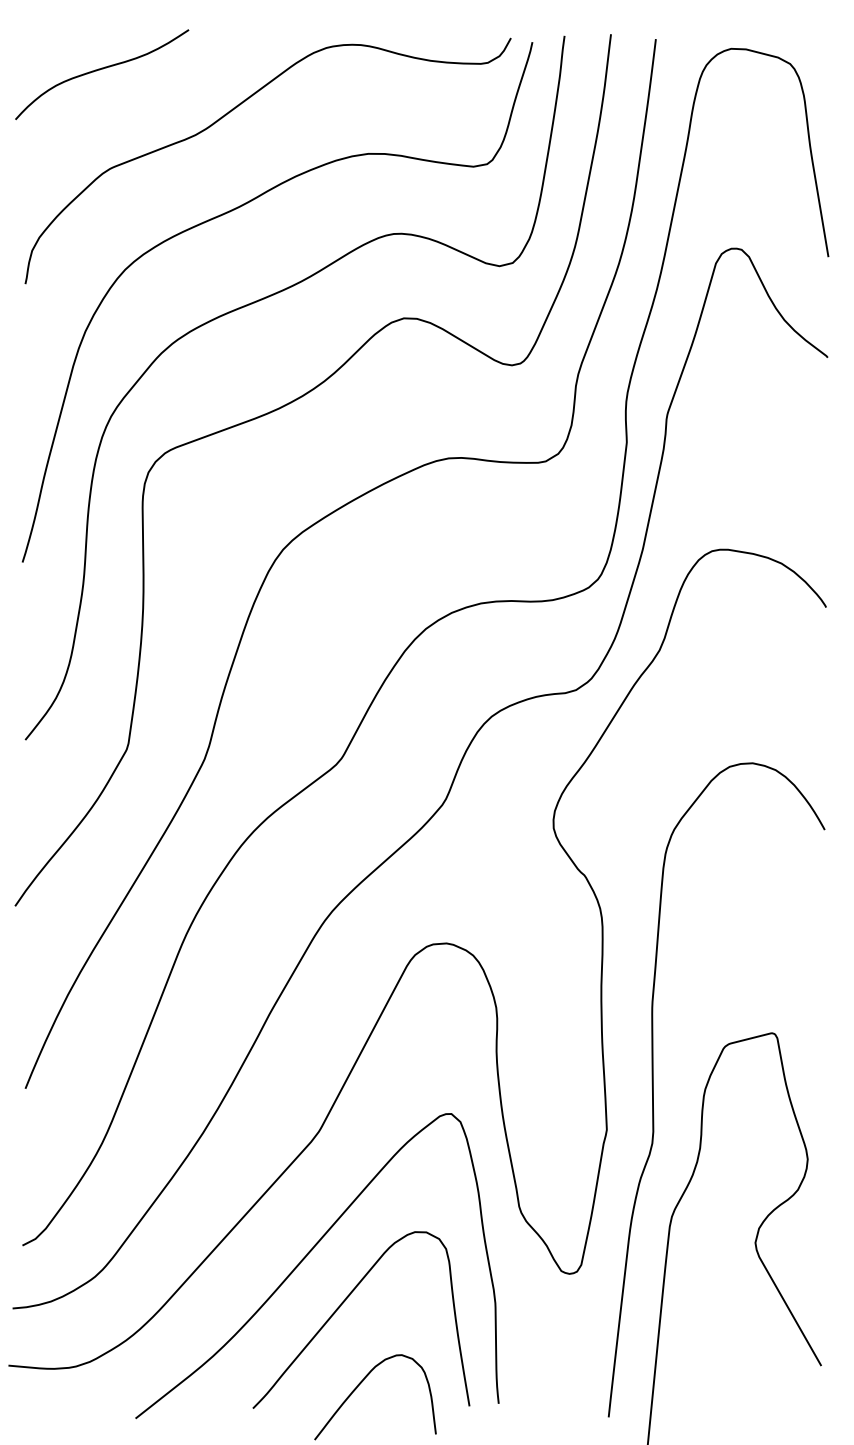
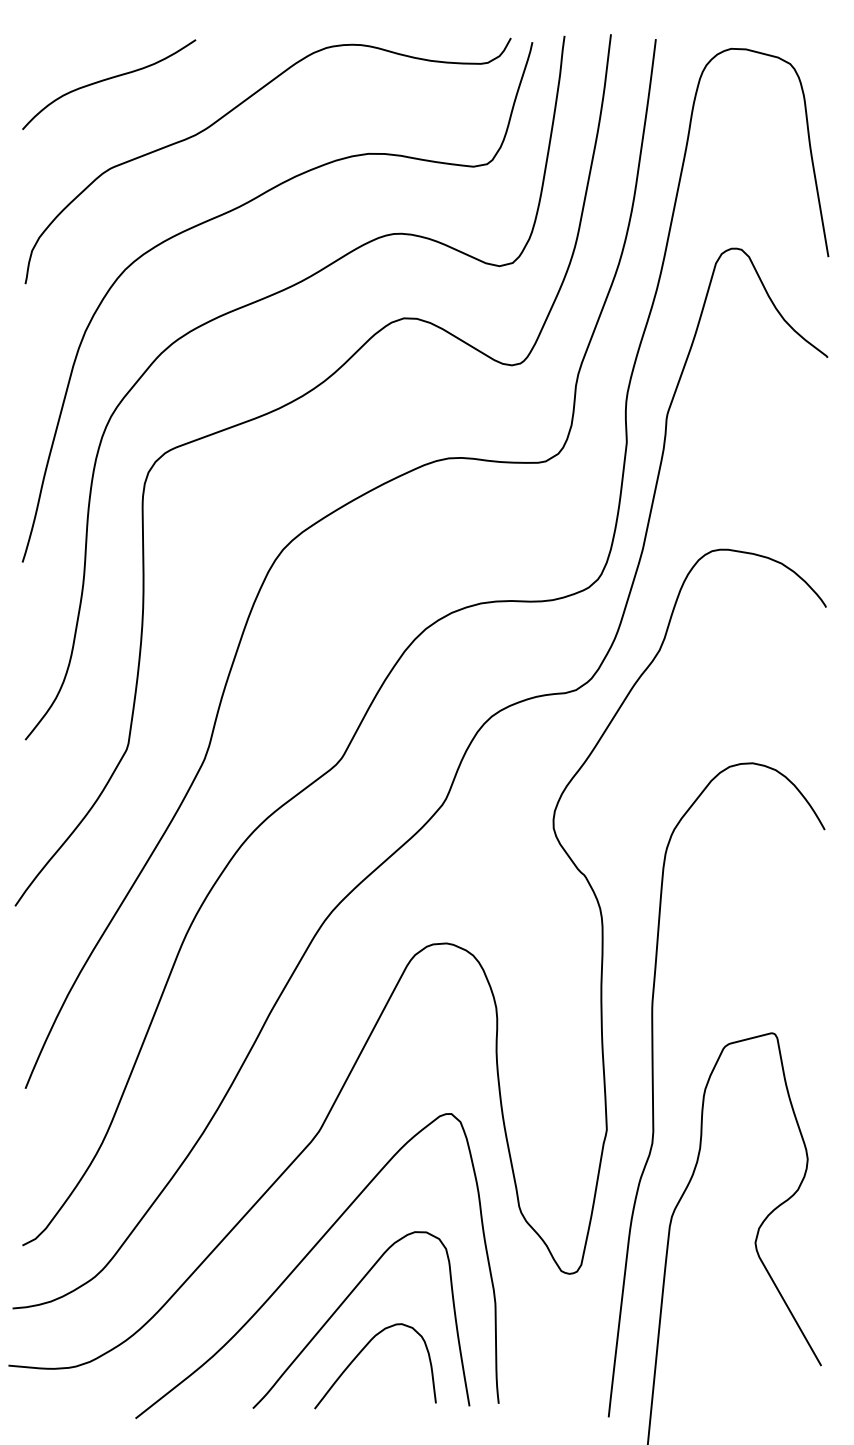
curve position: (100, 70) -> (107, 80) (107, 80)
curve position: (361, 1383) -> (361, 1352) (361, 1352)
